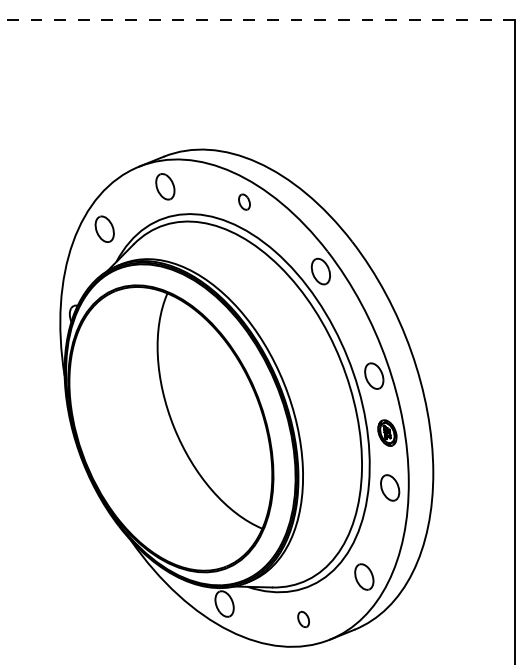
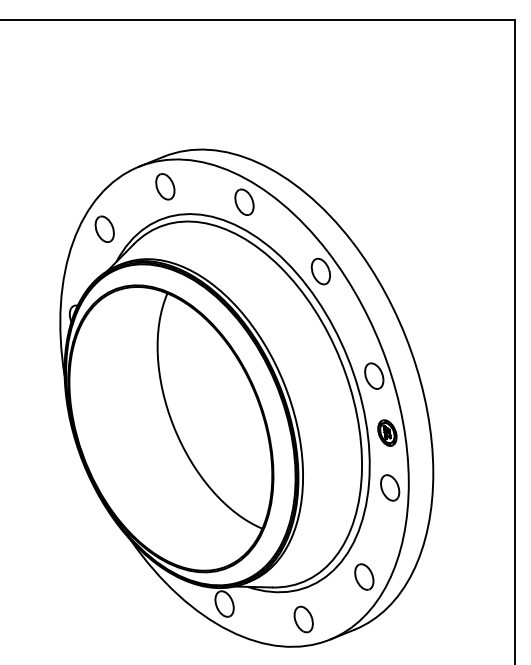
line: dashed -> solid (258, 19)
part size: 13x18 px -> 21x28 px (244, 201)
part size: 13x19 px -> 21x29 px (303, 619)
